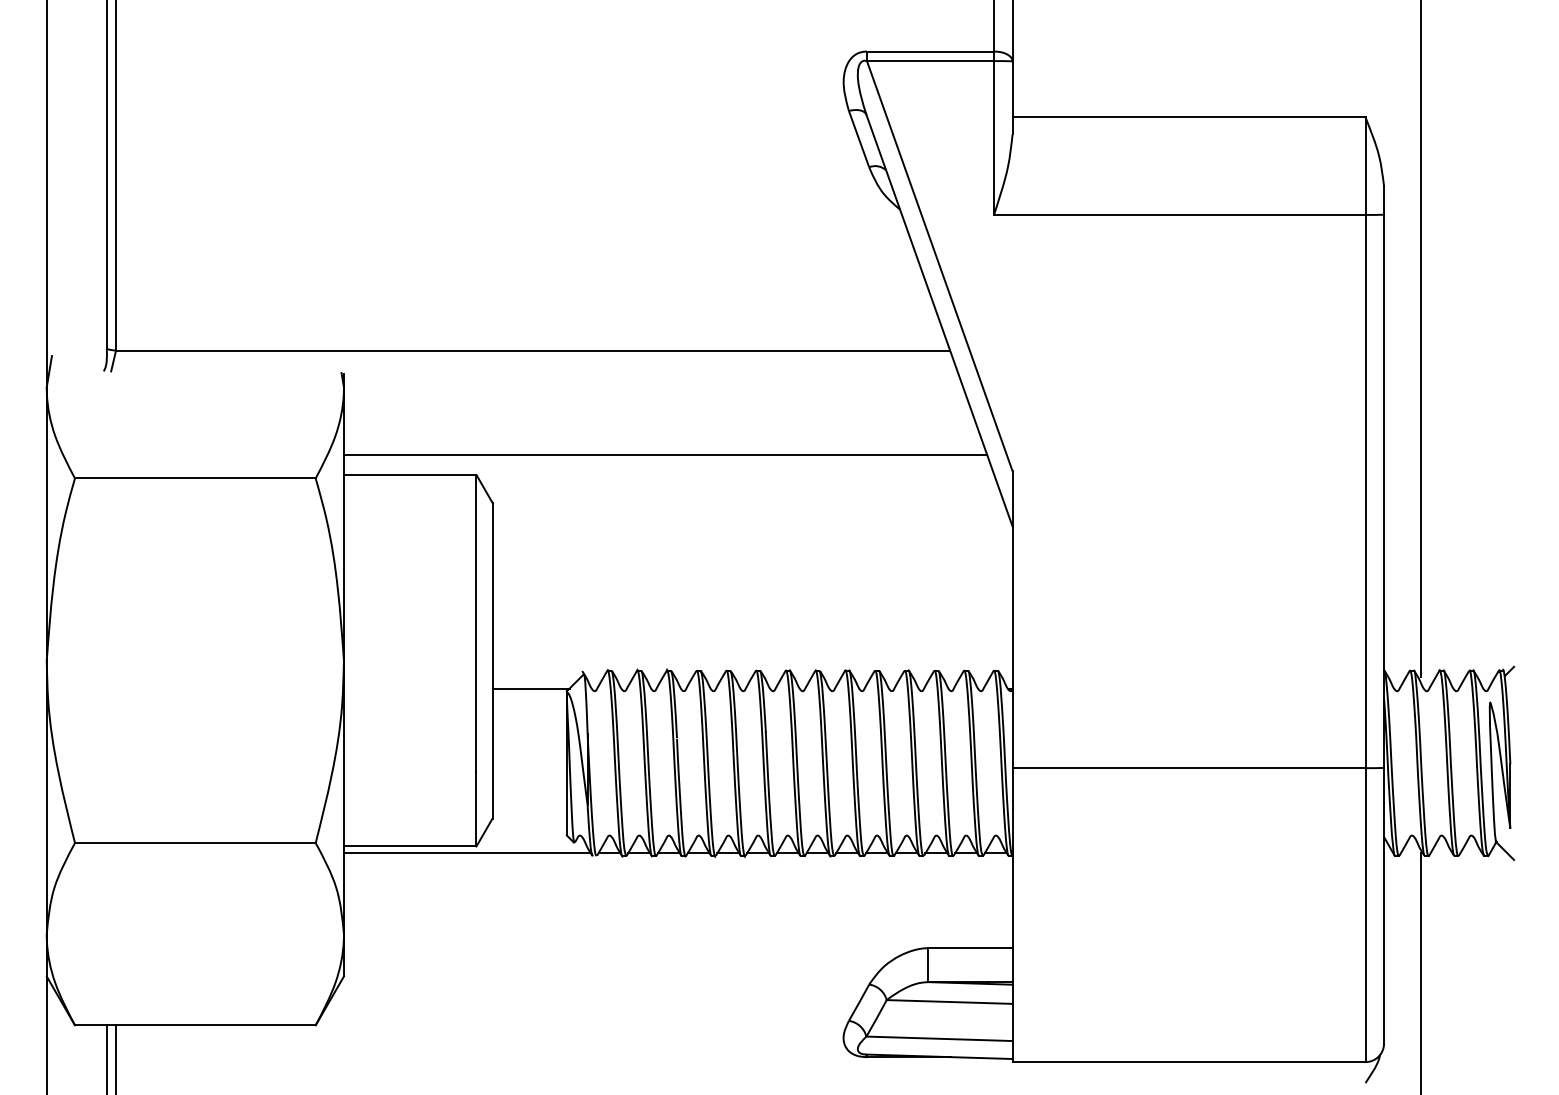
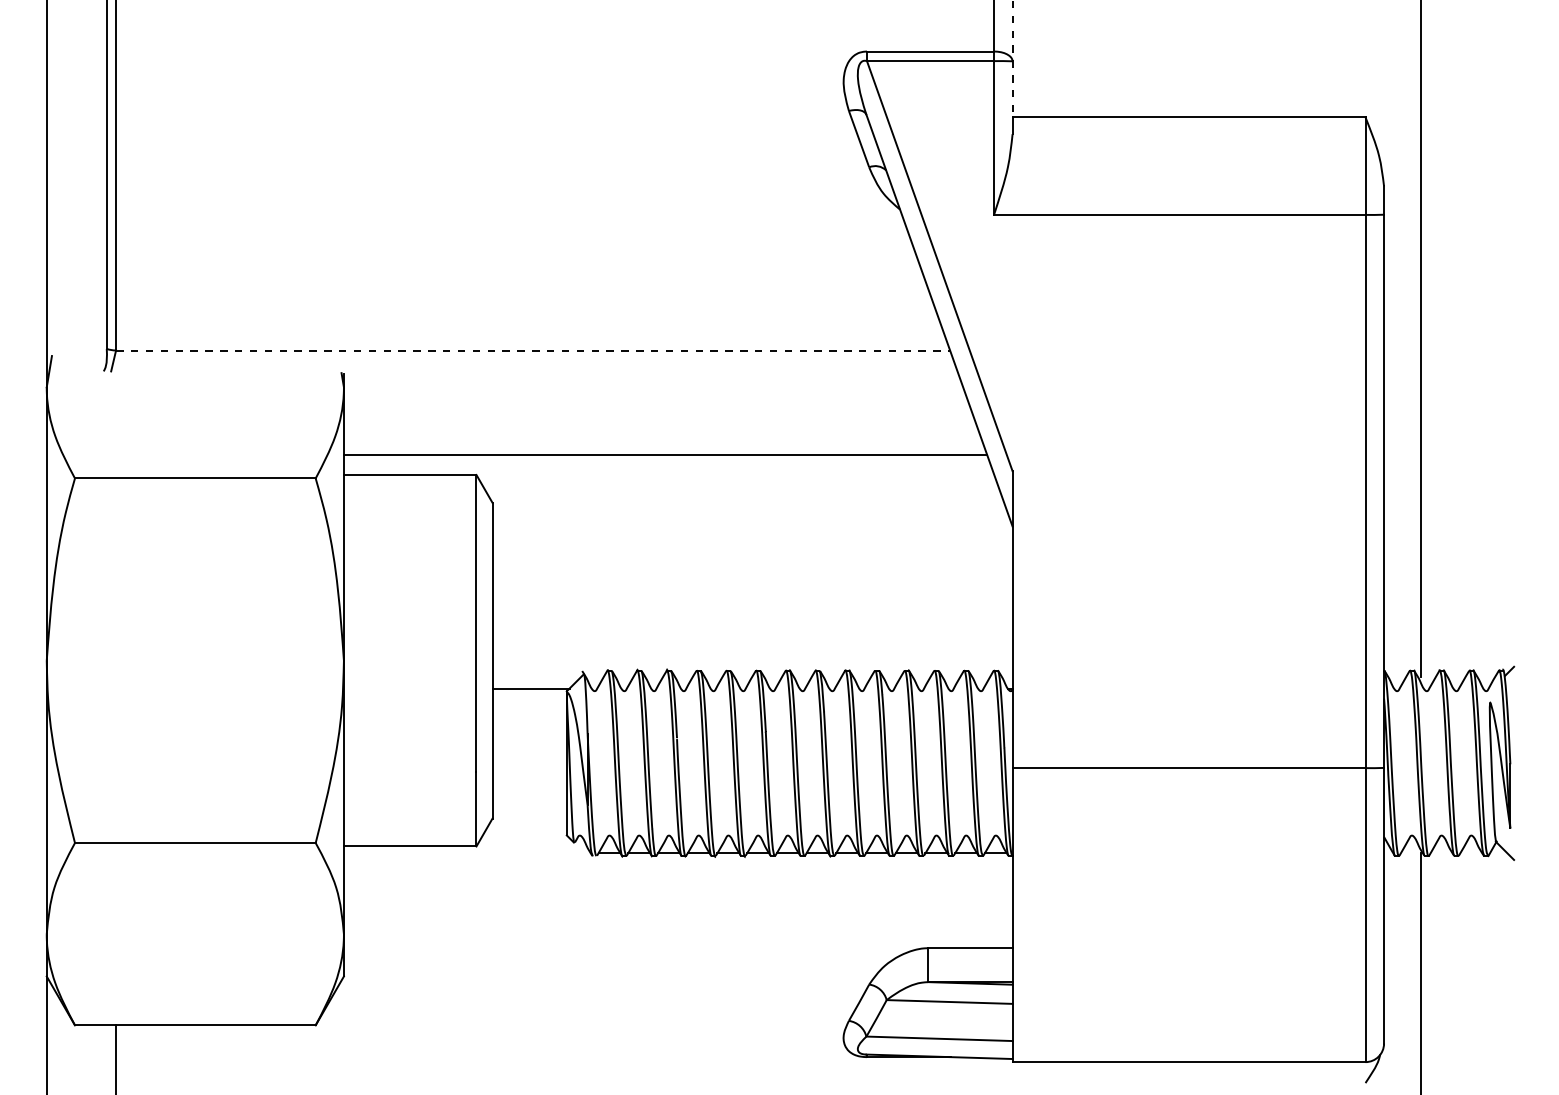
line: solid -> dashed (1012, 59)
line: solid -> dashed (533, 350)
line: present -> none (466, 853)
line: present -> none (106, 1058)
